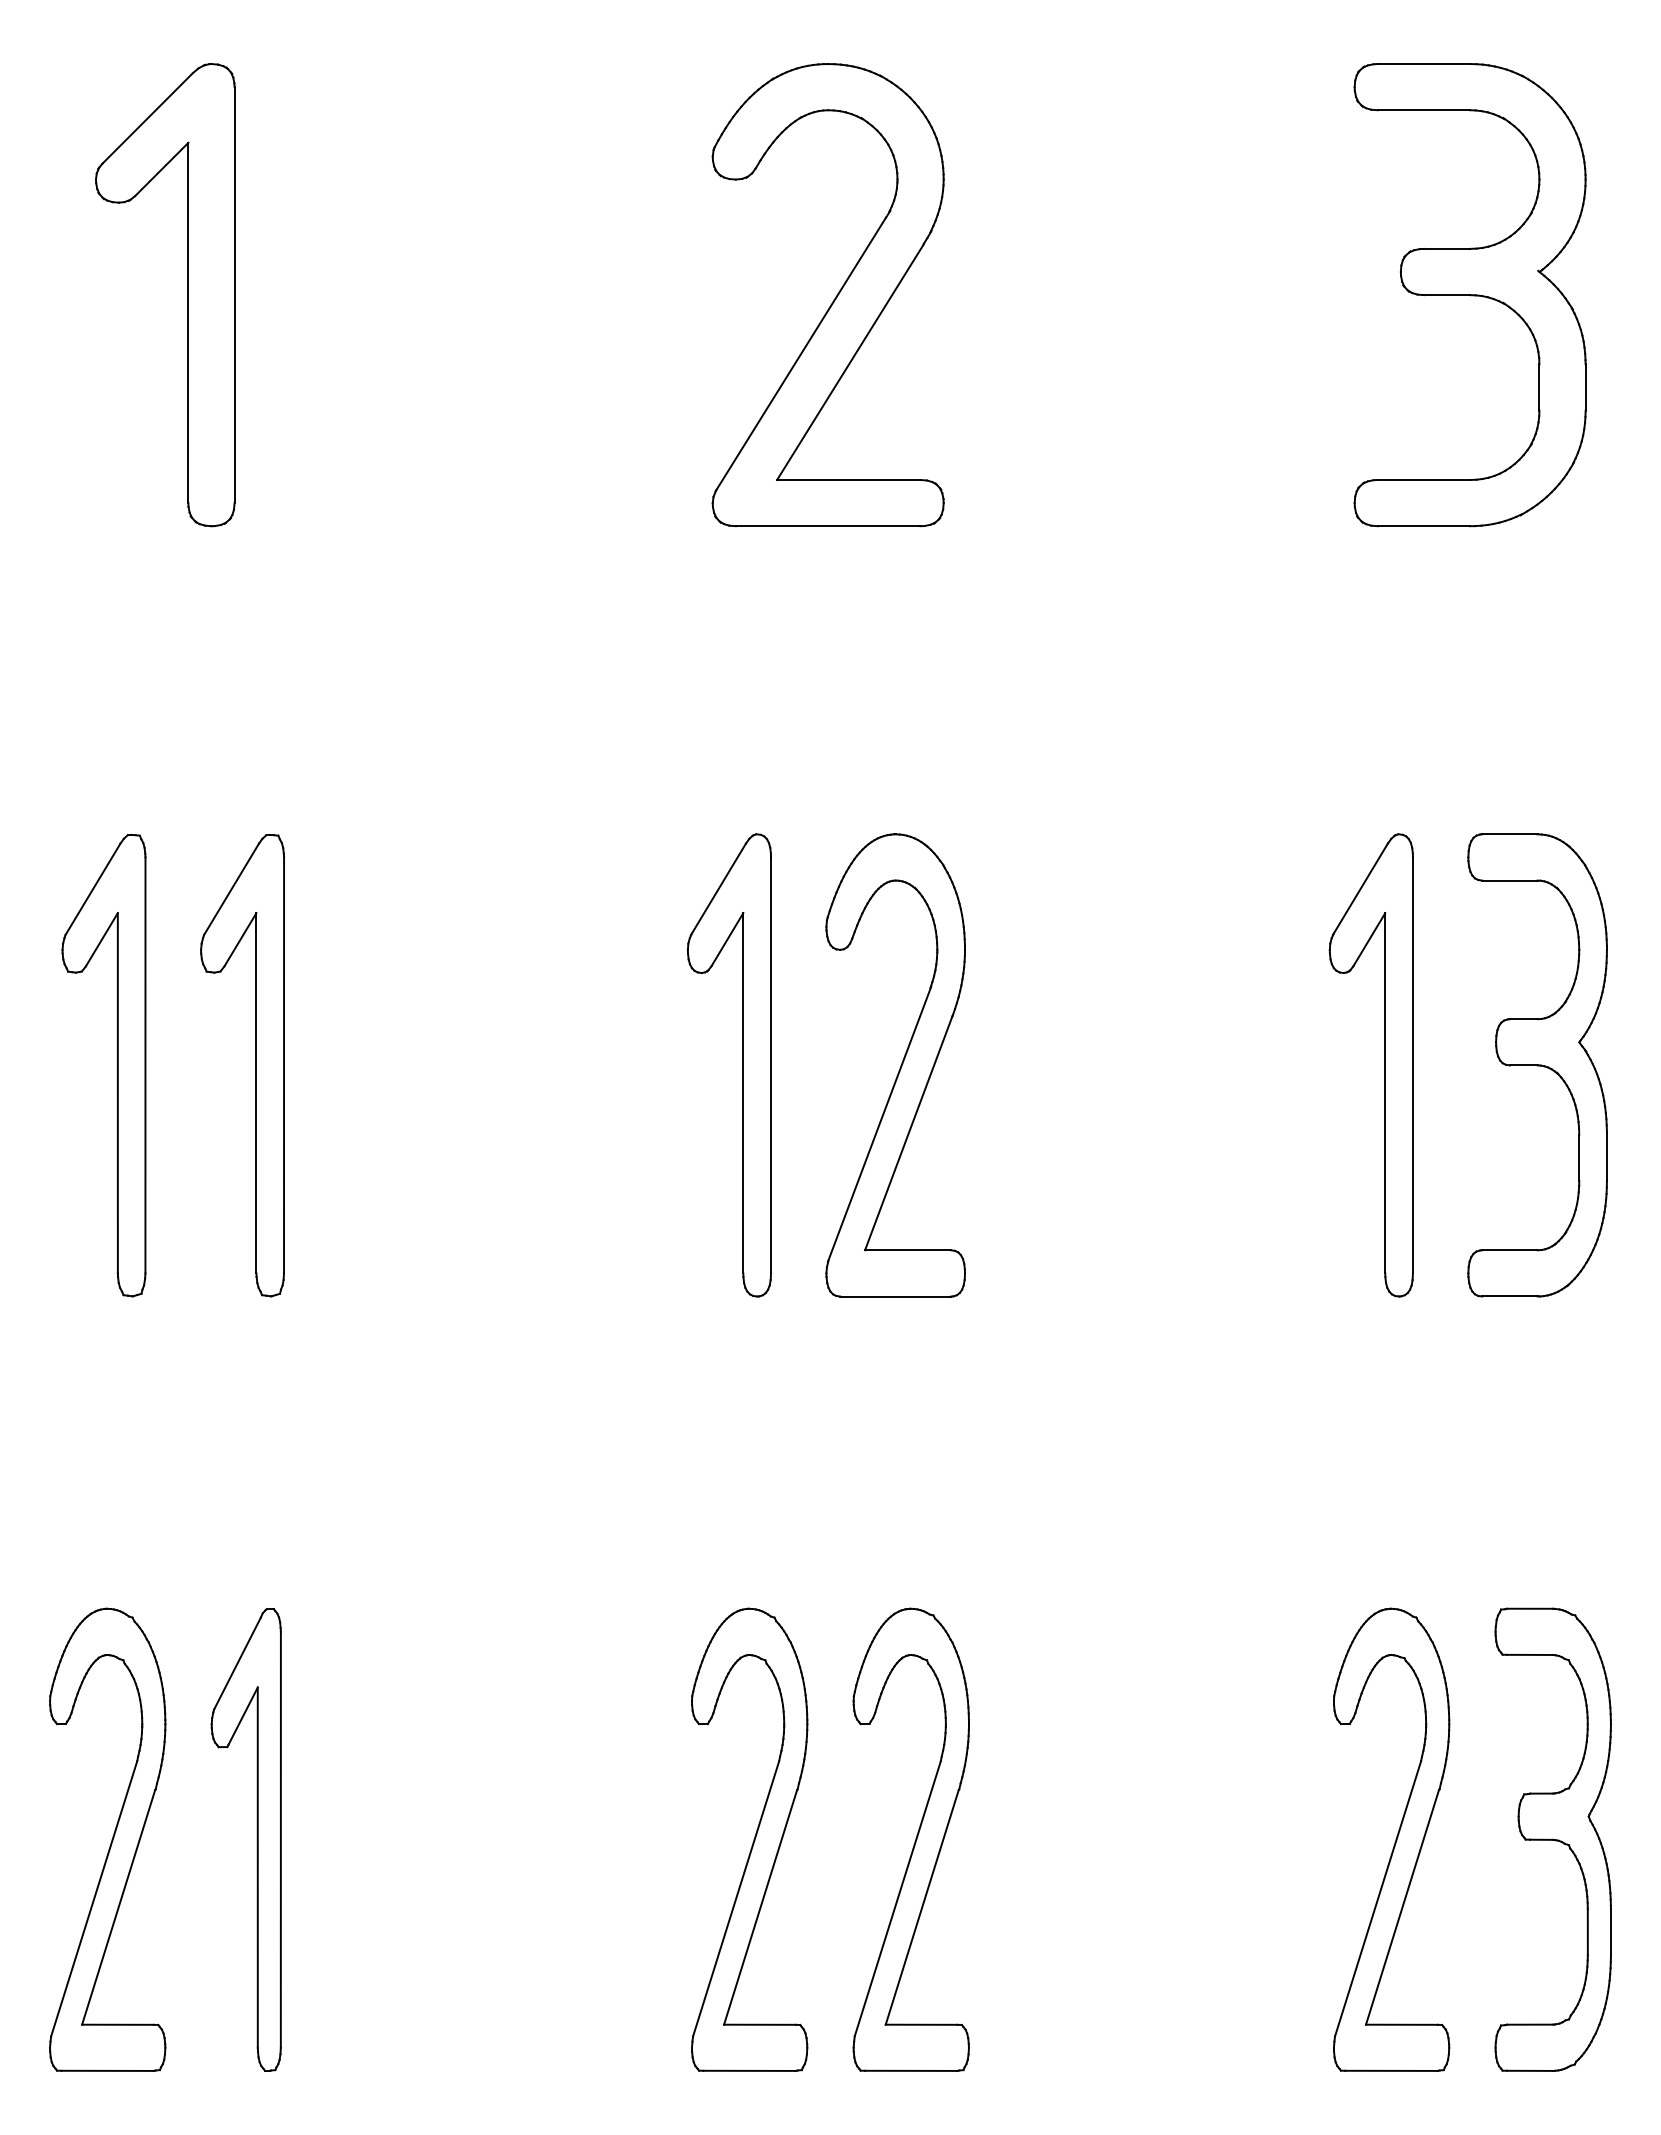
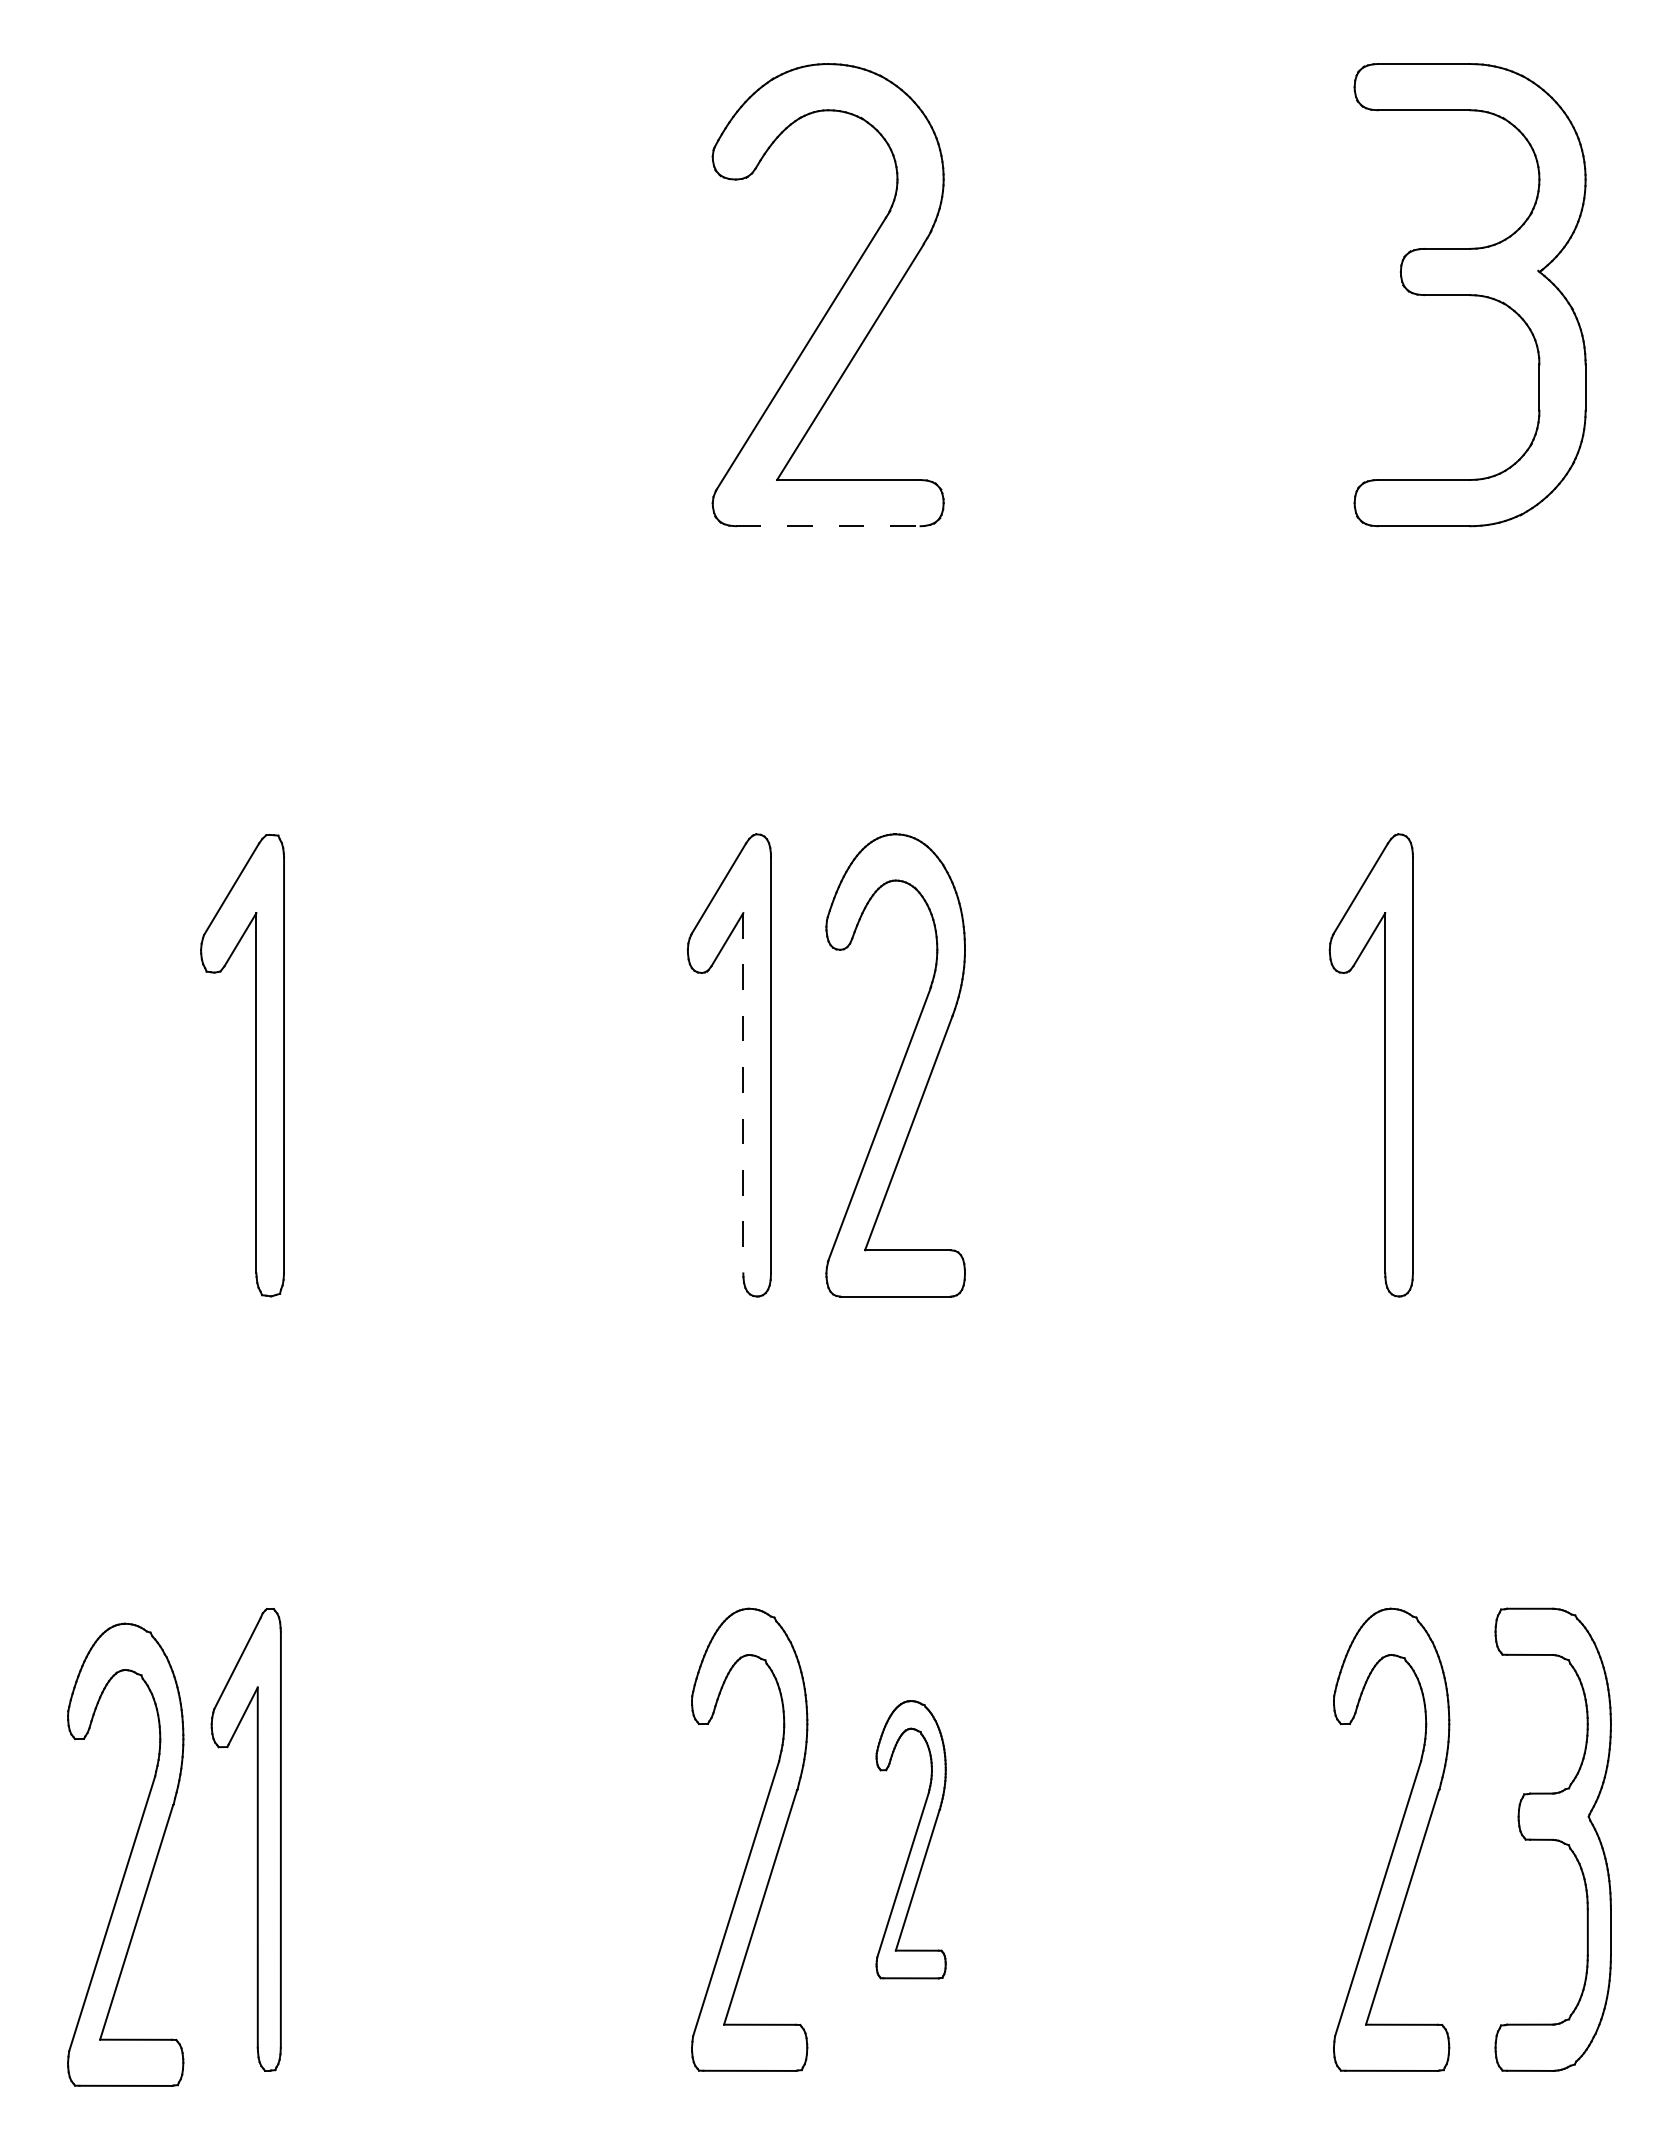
part: present -> none (187, 295)
line: solid -> dashed (828, 526)
part: present -> none (117, 1065)
part: present -> none (1537, 1065)
line: solid -> dashed (743, 1093)
part position: (107, 1839) -> (125, 1854) (125, 1854)
part size: 118x465 px -> 72x280 px (910, 1839)
